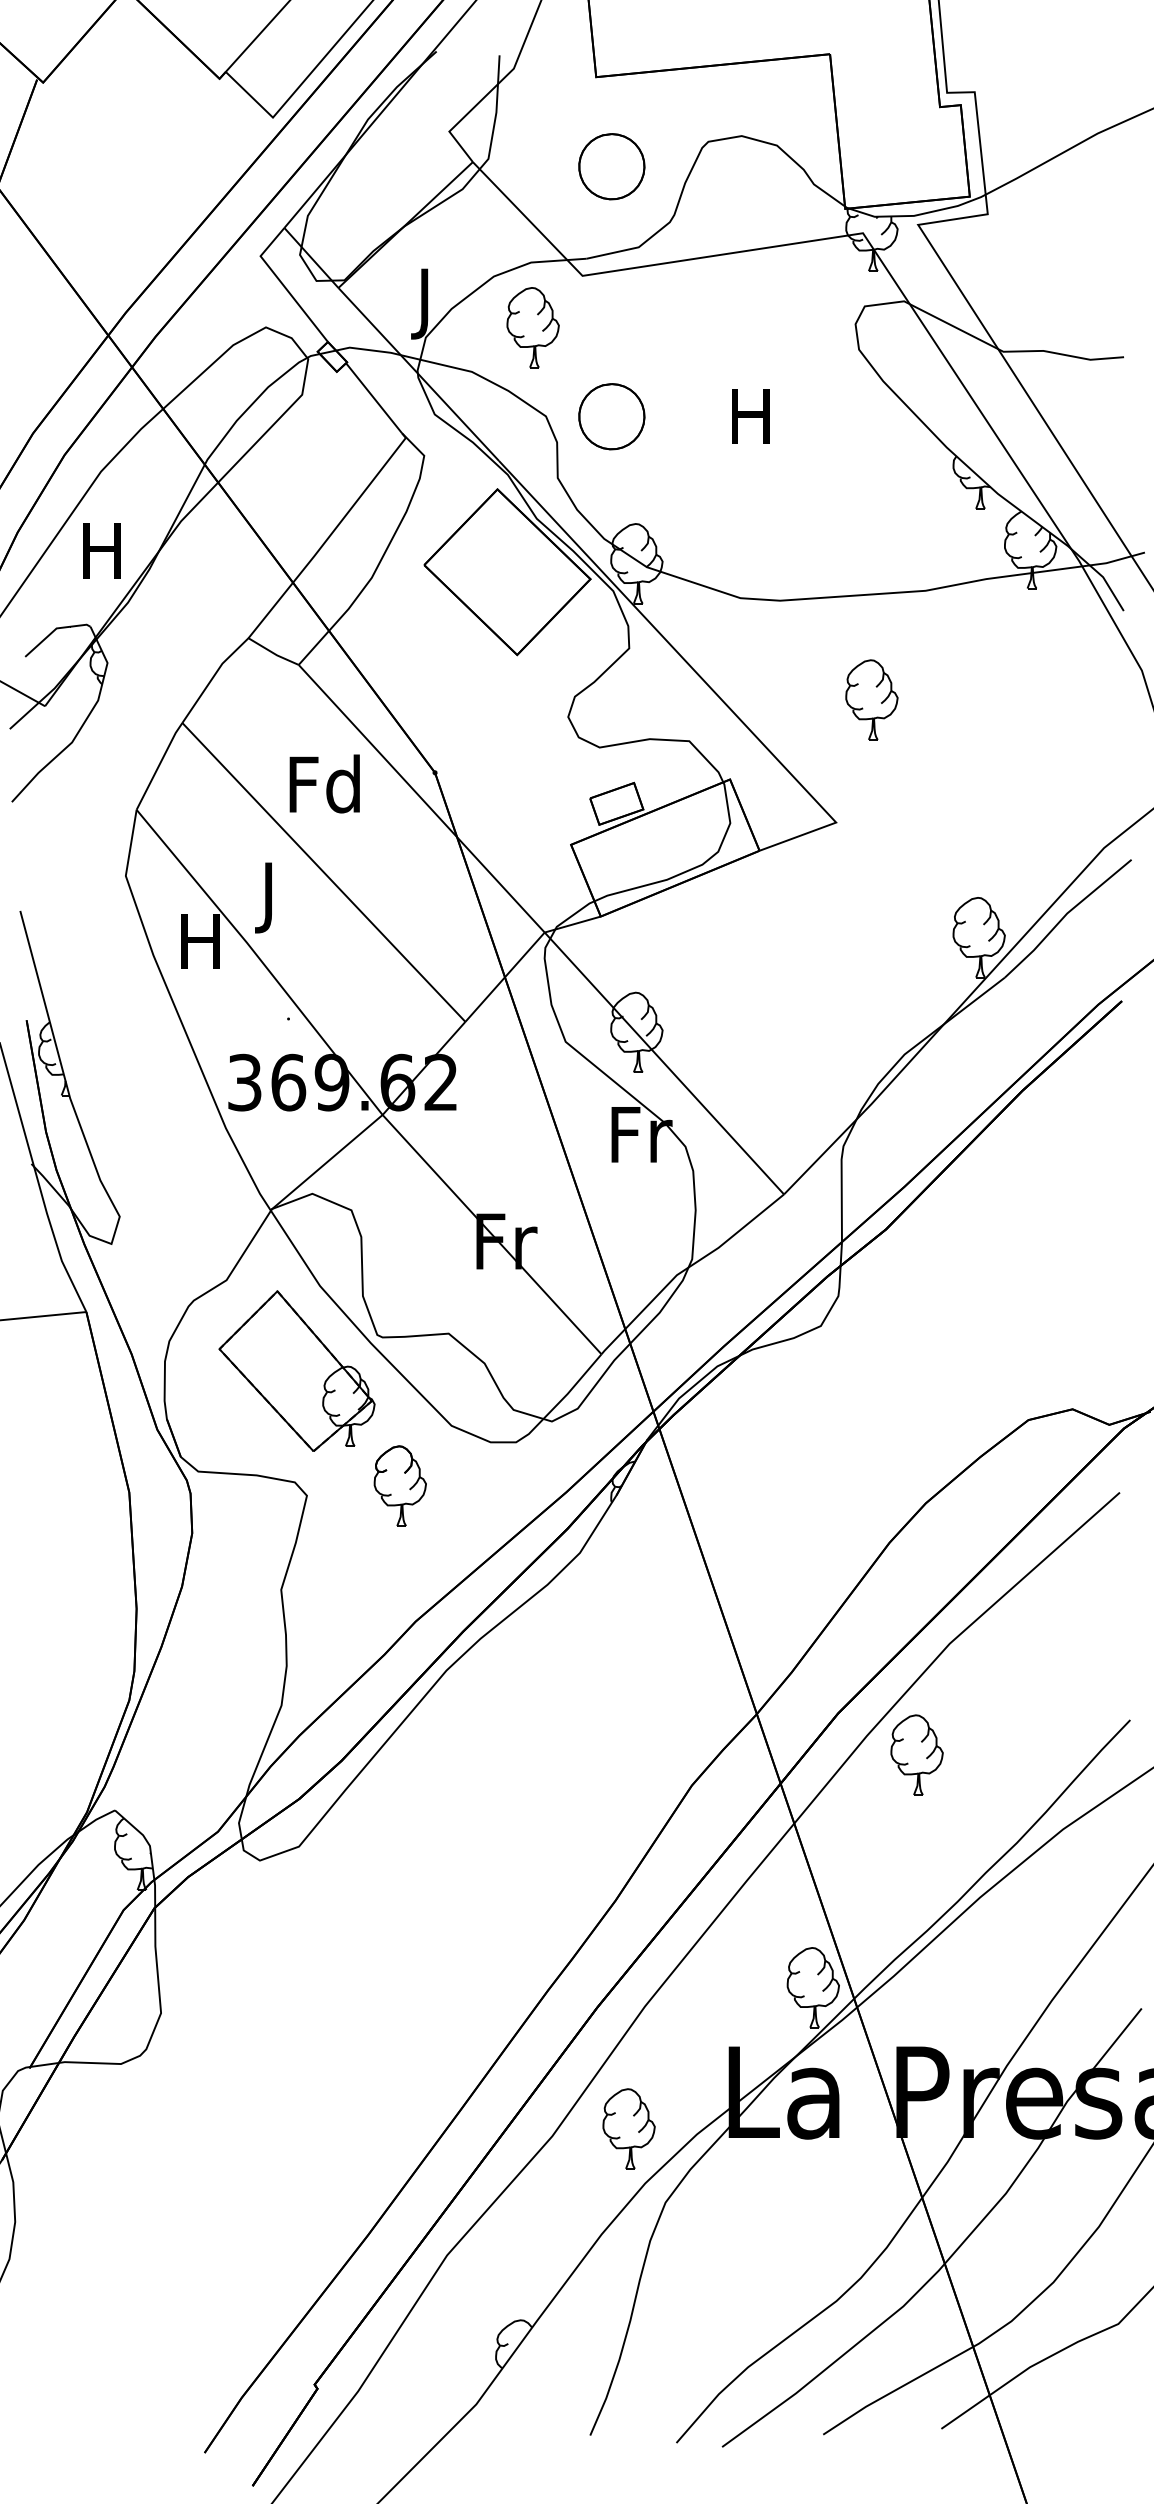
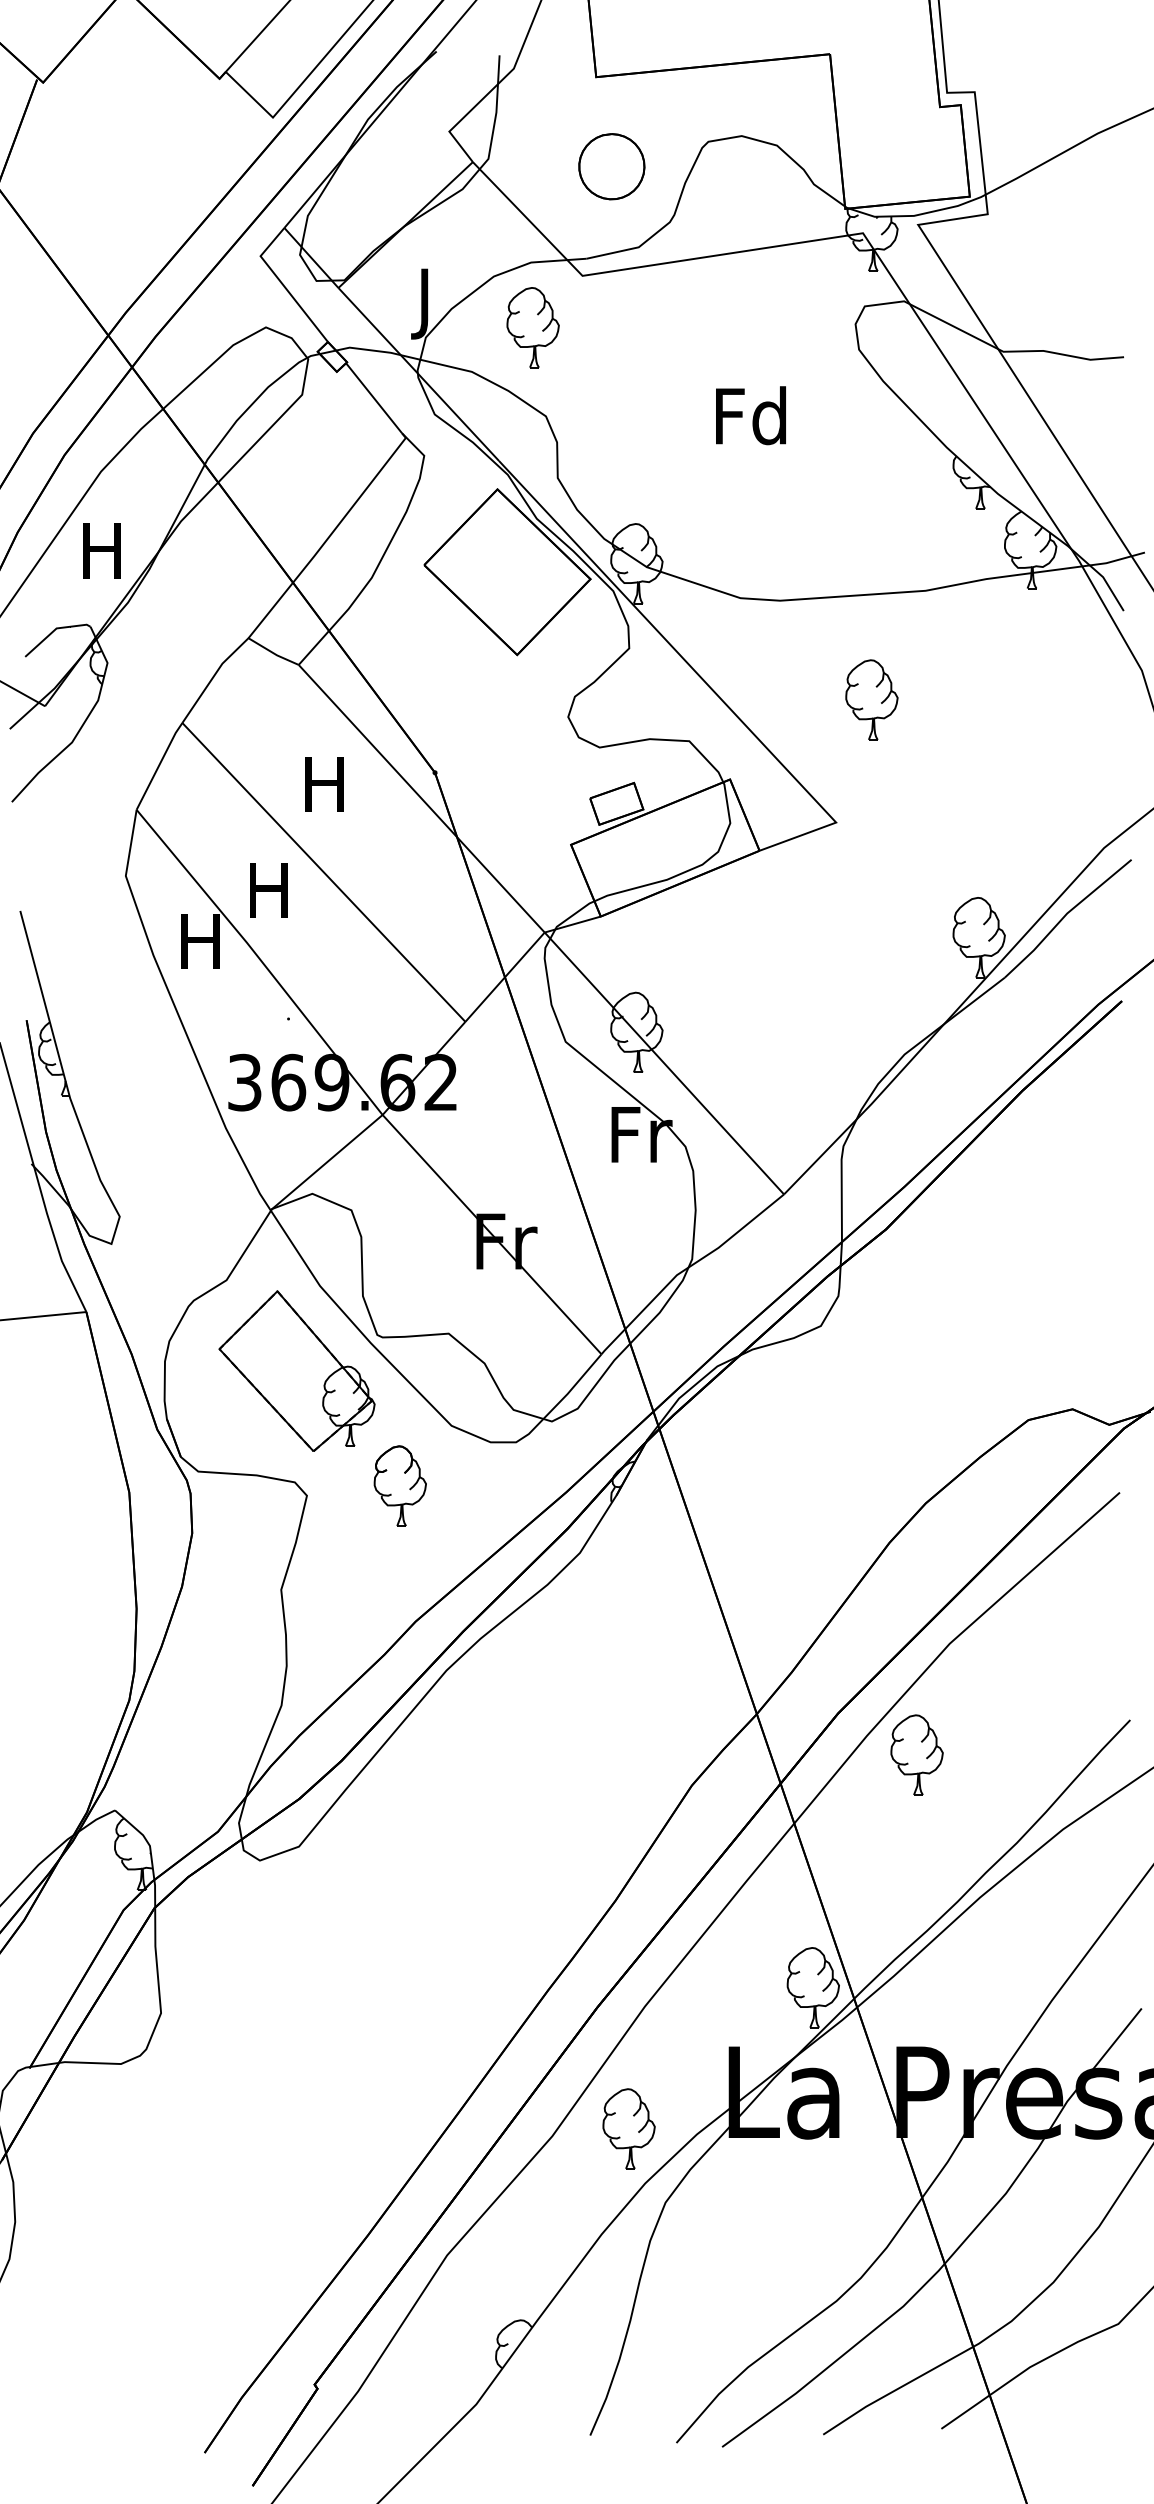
text: H -> Fd (750, 415)
part: present -> none (611, 416)
text: Fd -> H (324, 783)
text: J -> H (268, 897)
